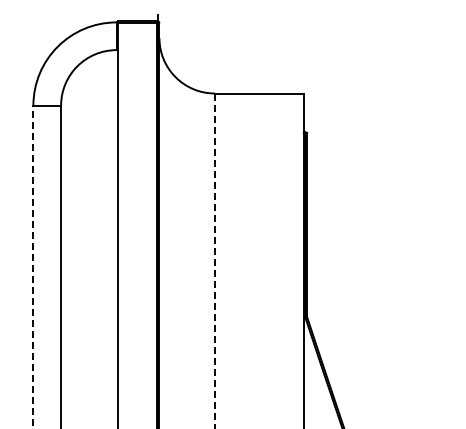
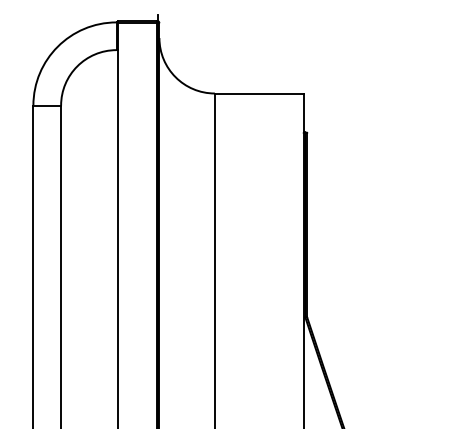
line: dashed -> solid (214, 261)
line: dashed -> solid (33, 266)
